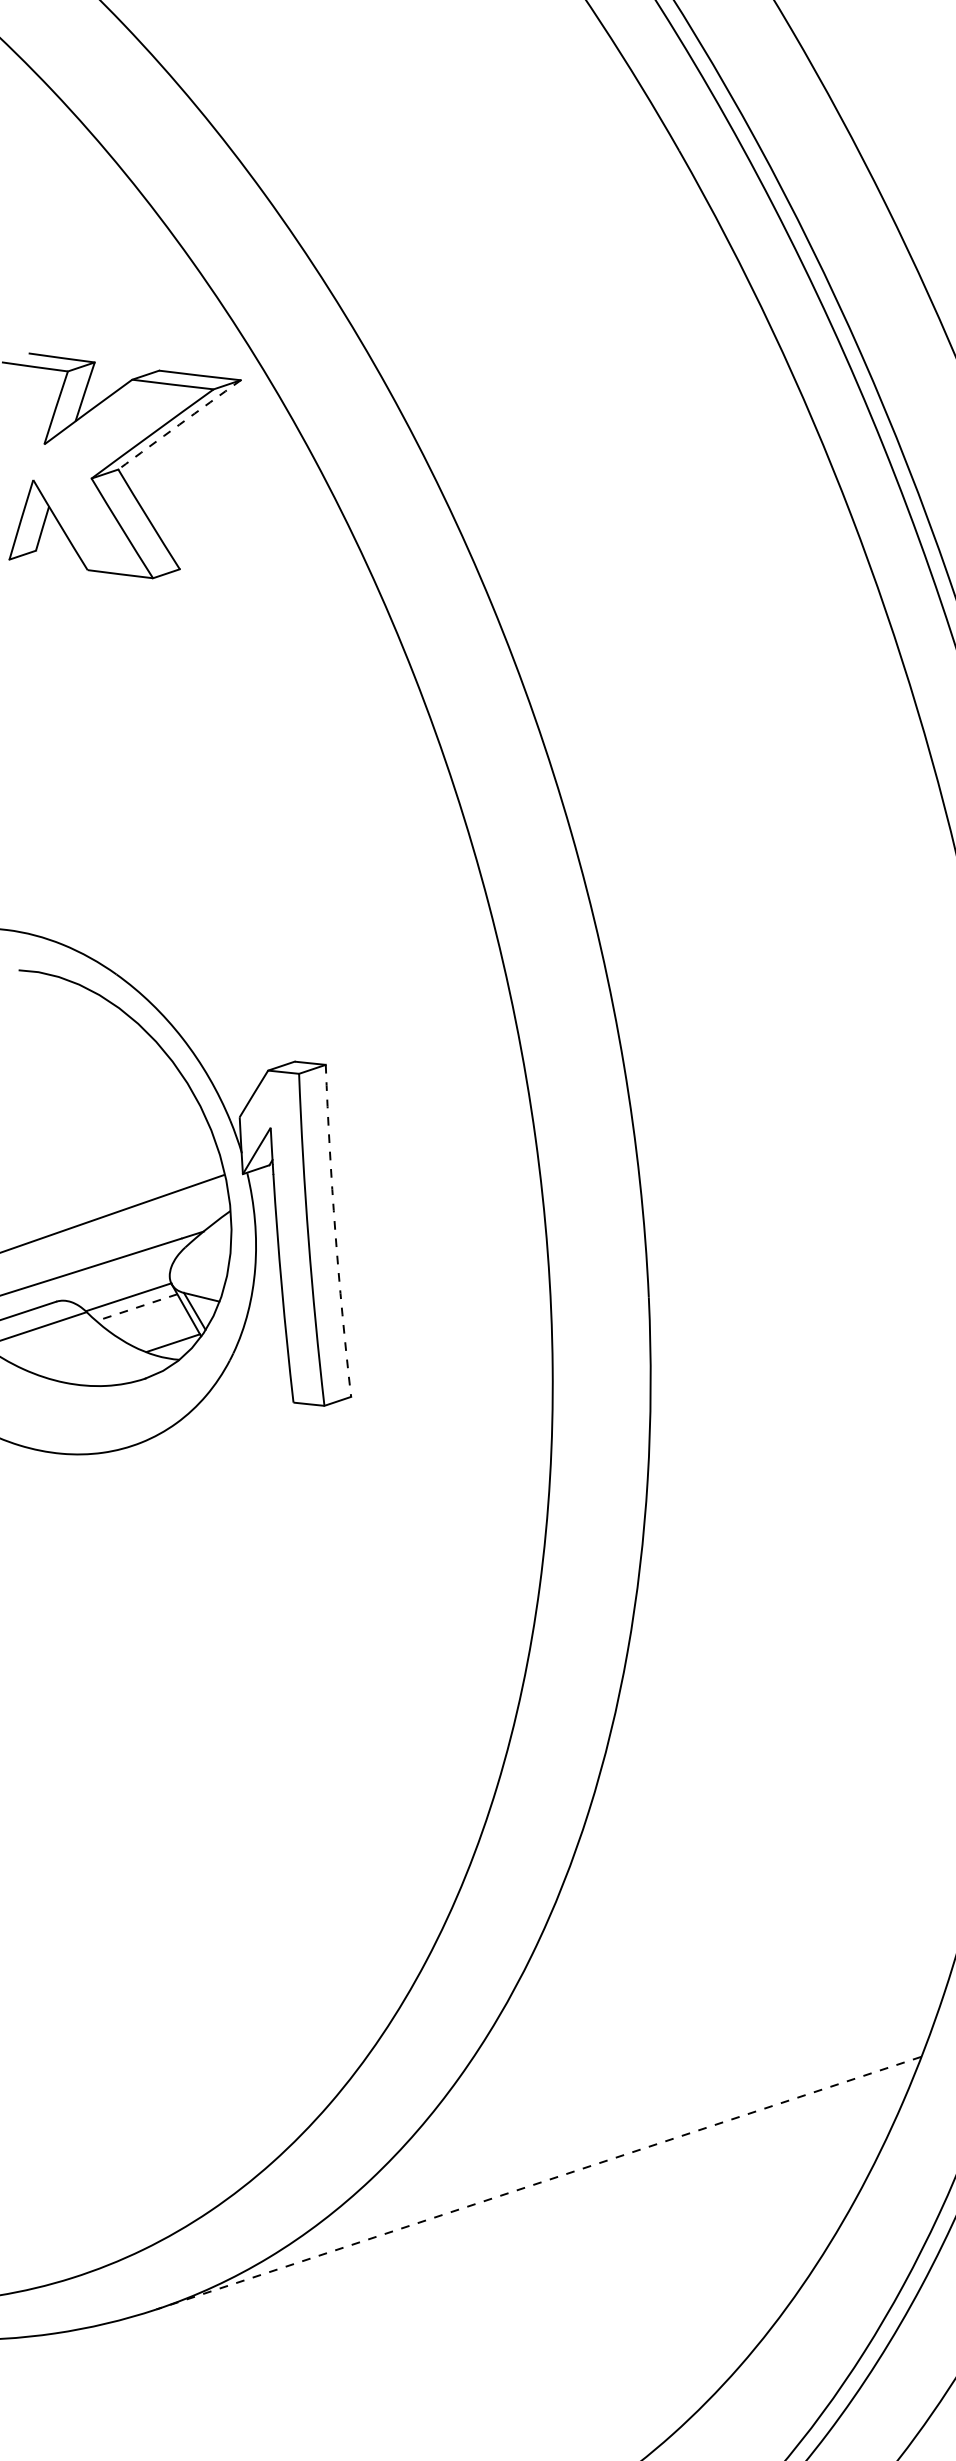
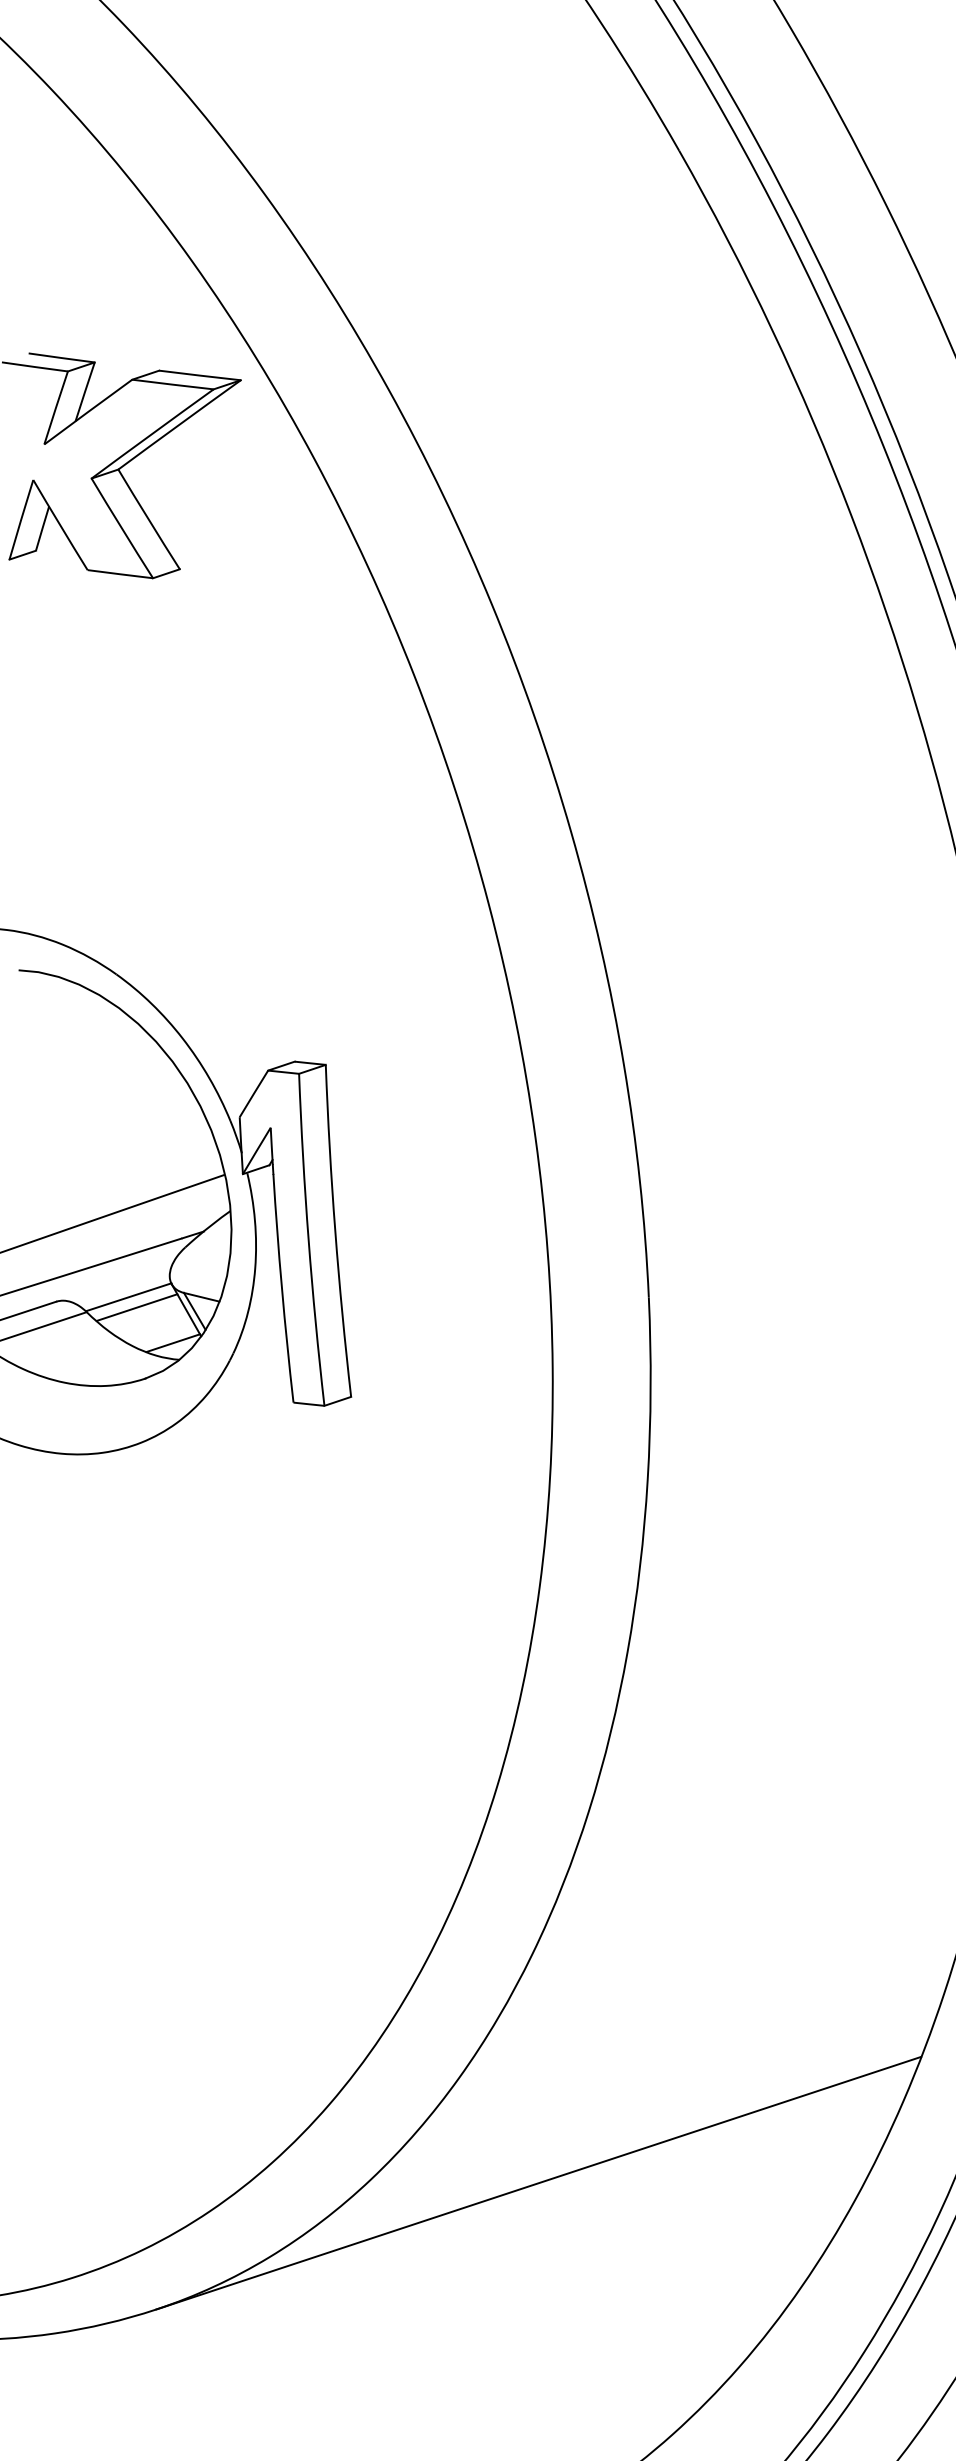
arc: dashed -> solid (179, 424)
arc: dashed -> solid (335, 1231)
line: dashed -> solid (137, 1307)
line: dashed -> solid (538, 2183)
